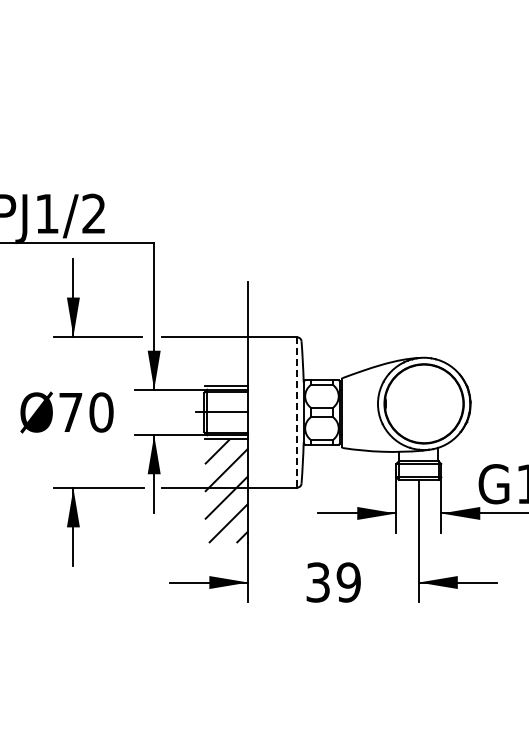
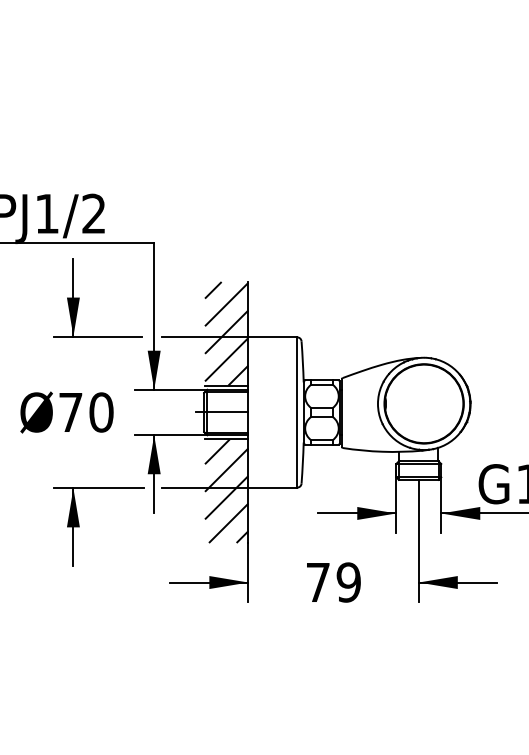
hatch: none -> present (226, 333)
line: dashed -> solid (297, 412)
text: 39 -> 79 (317, 582)
